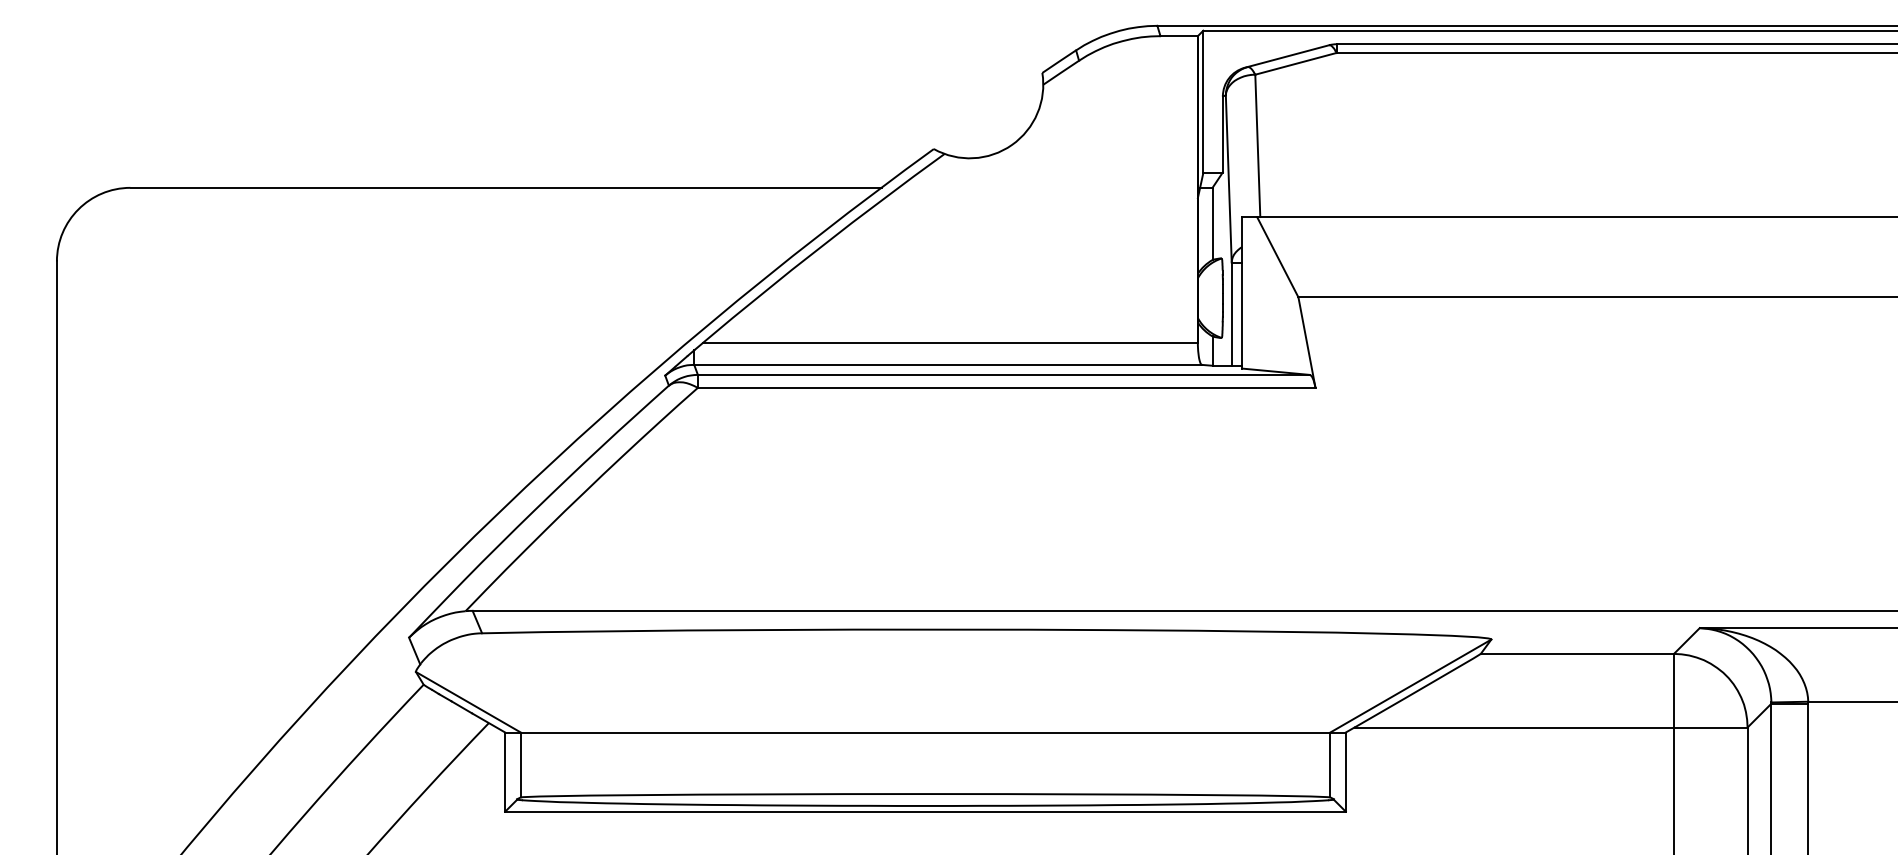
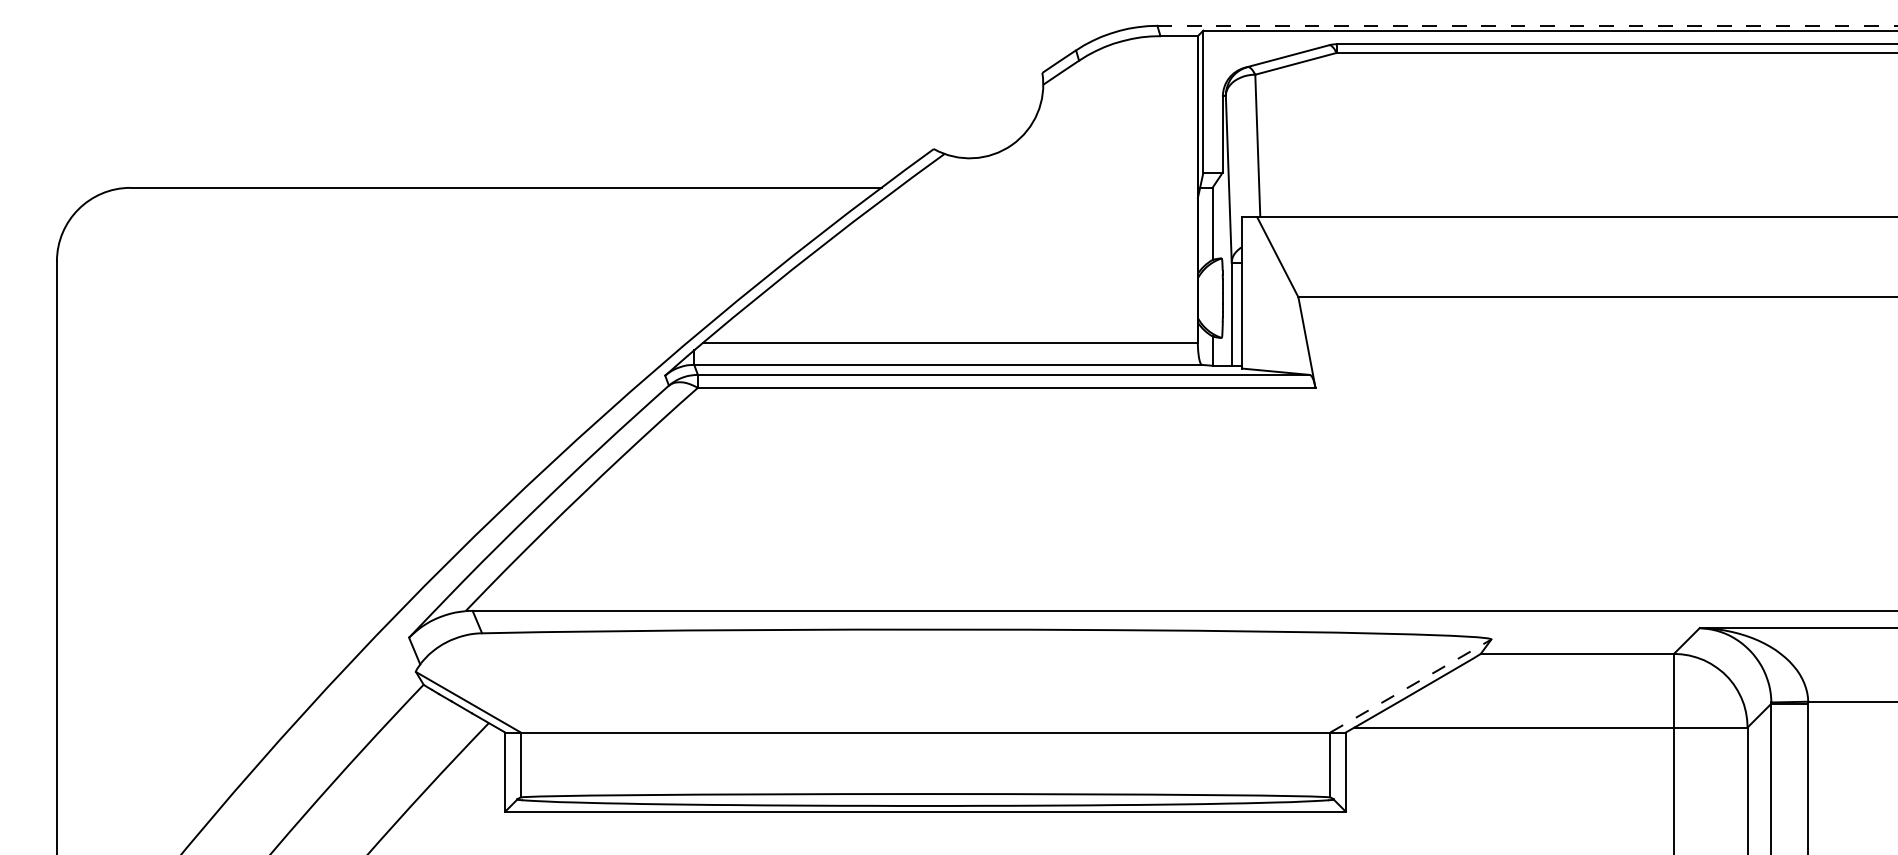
line: solid -> dashed (1528, 25)
line: solid -> dashed (1410, 686)
